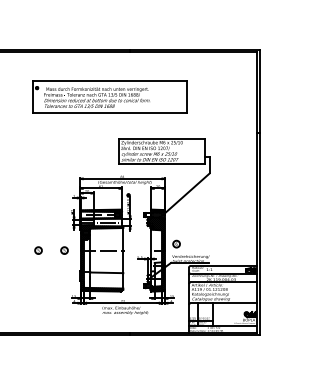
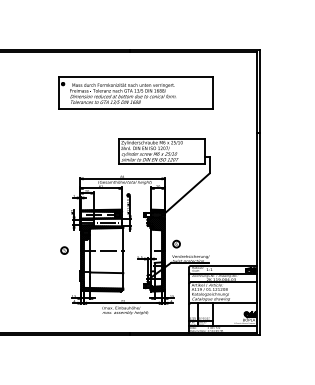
part position: (109, 96) -> (135, 92) (135, 92)
part: present -> none (38, 250)
